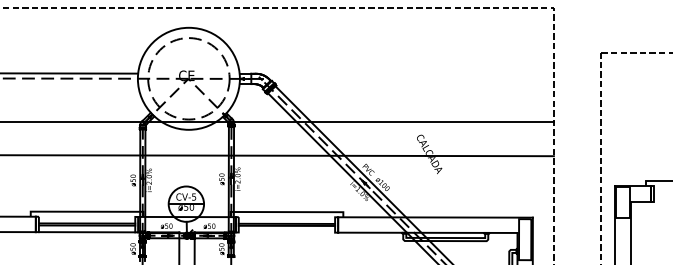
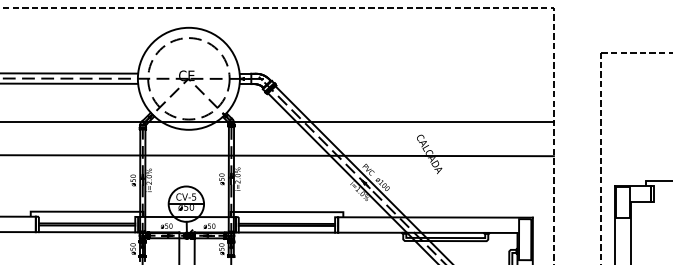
line: none -> present (69, 83)
line: none -> present (286, 232)
